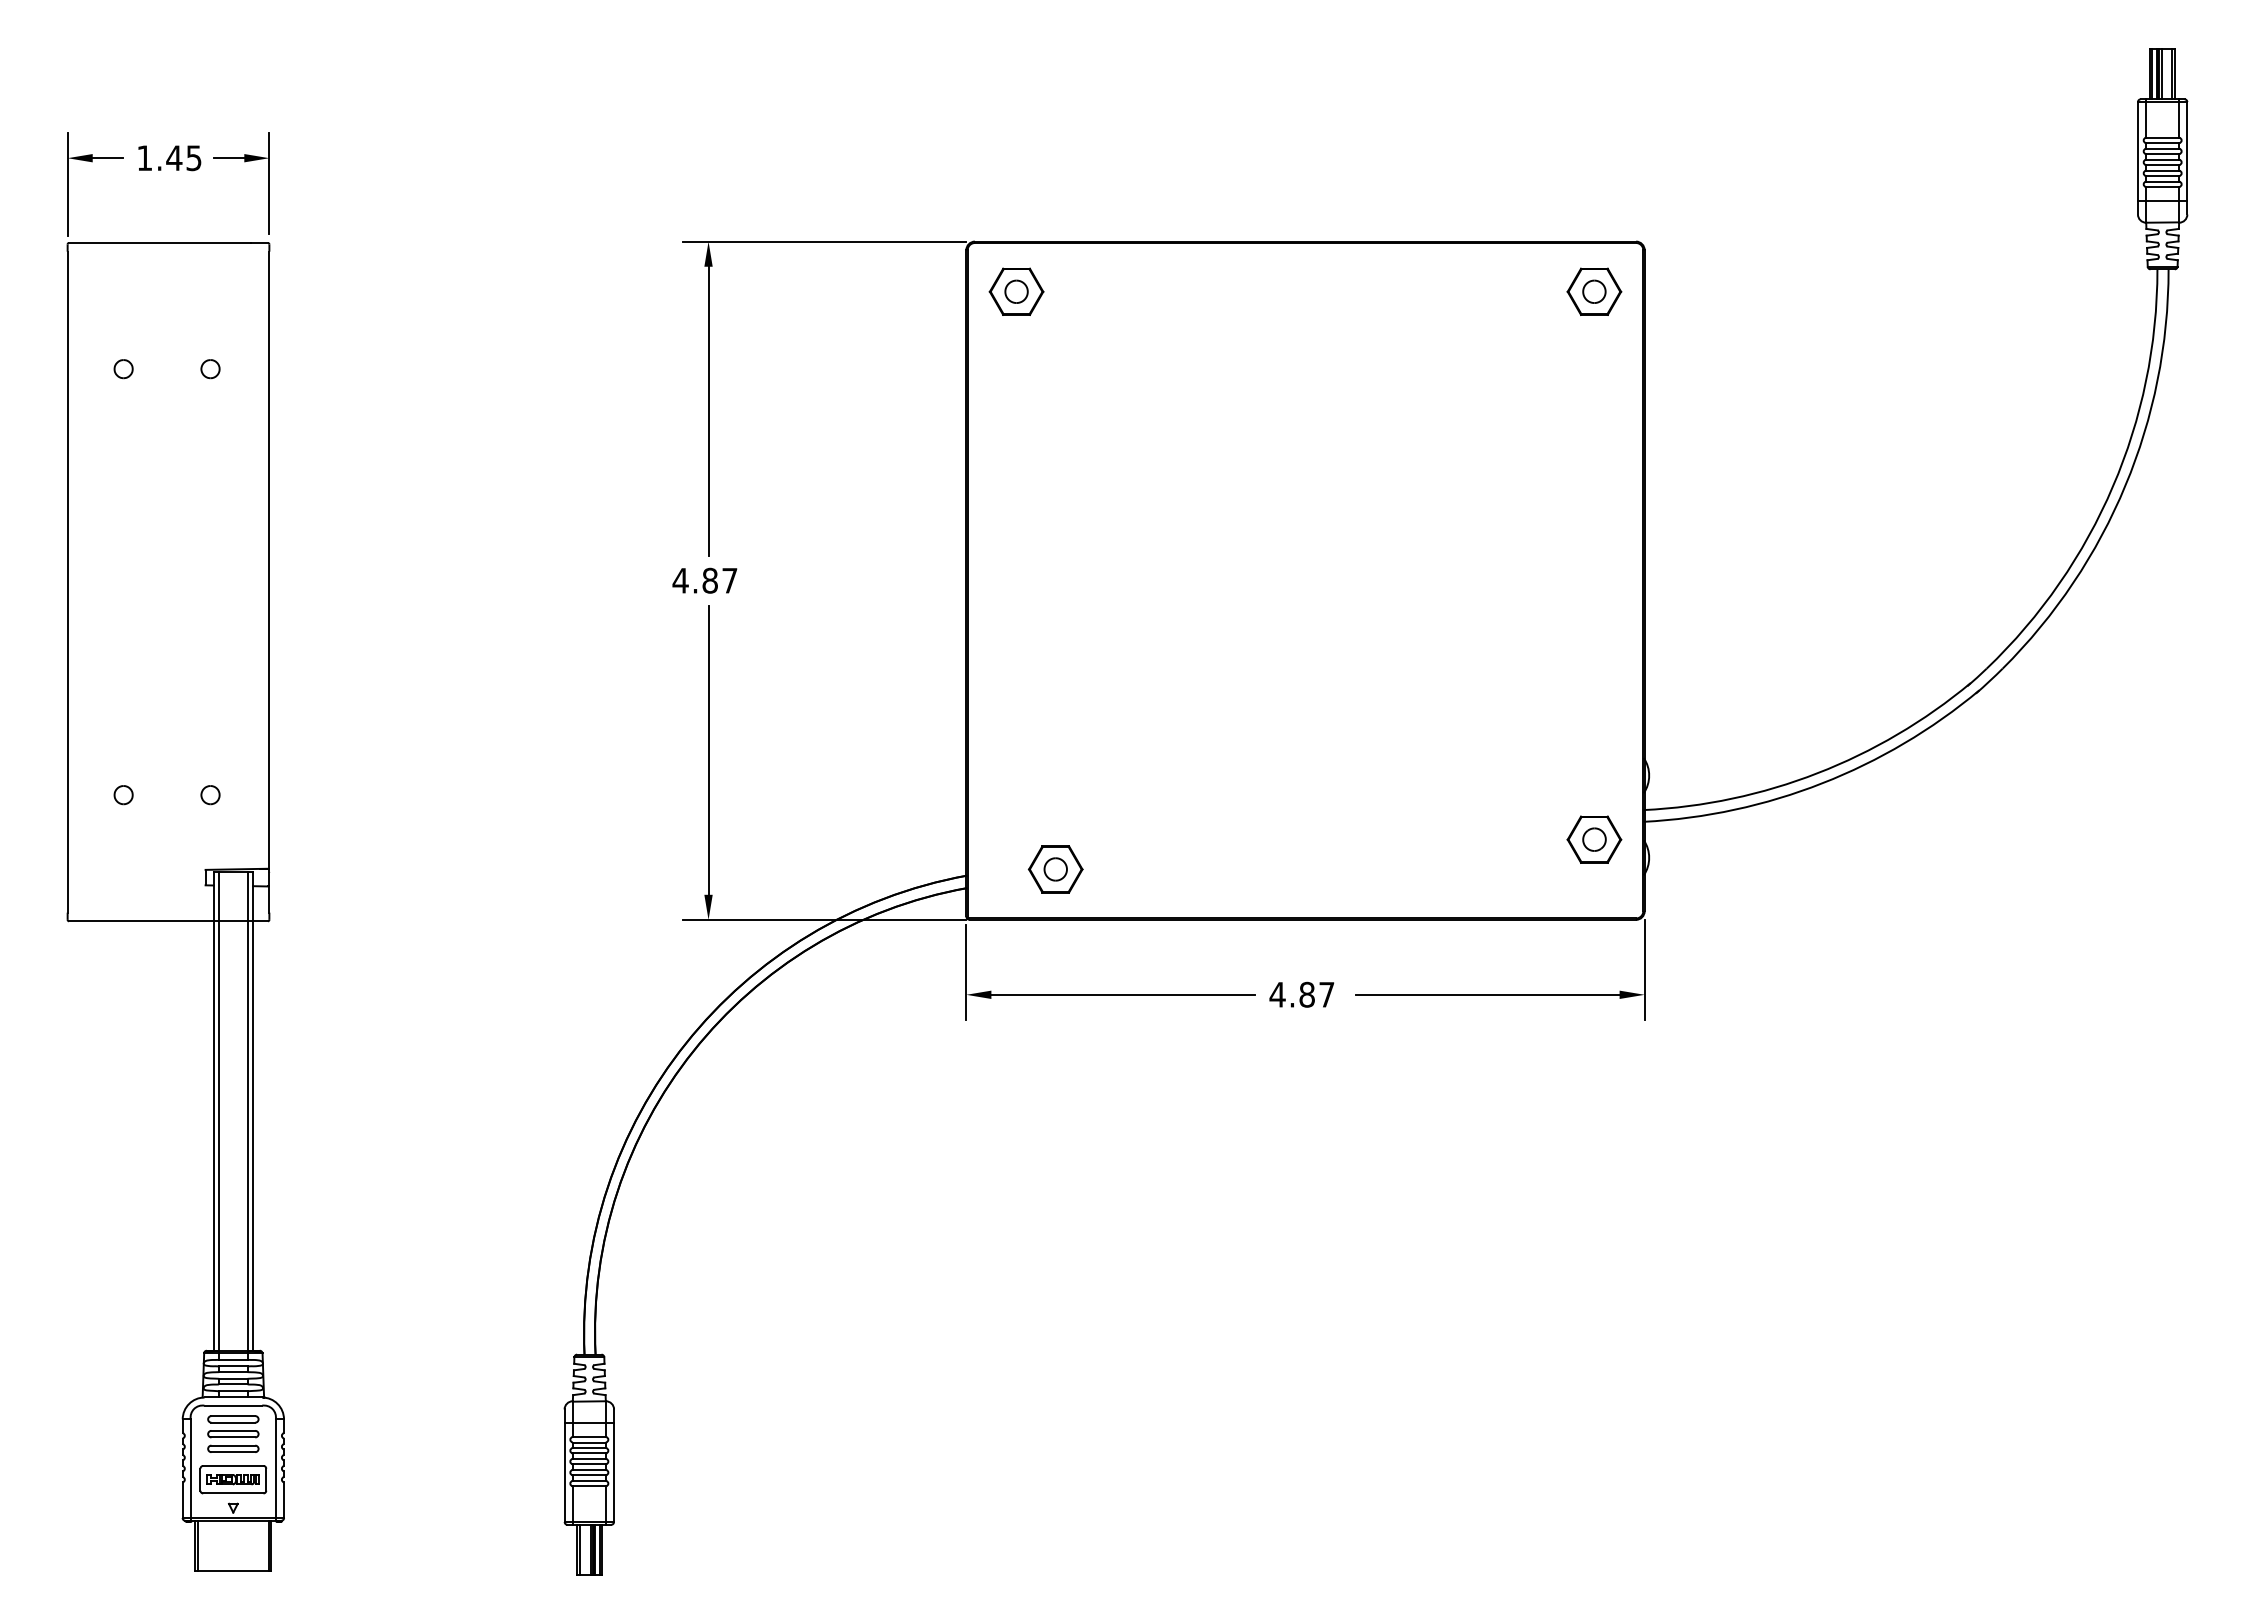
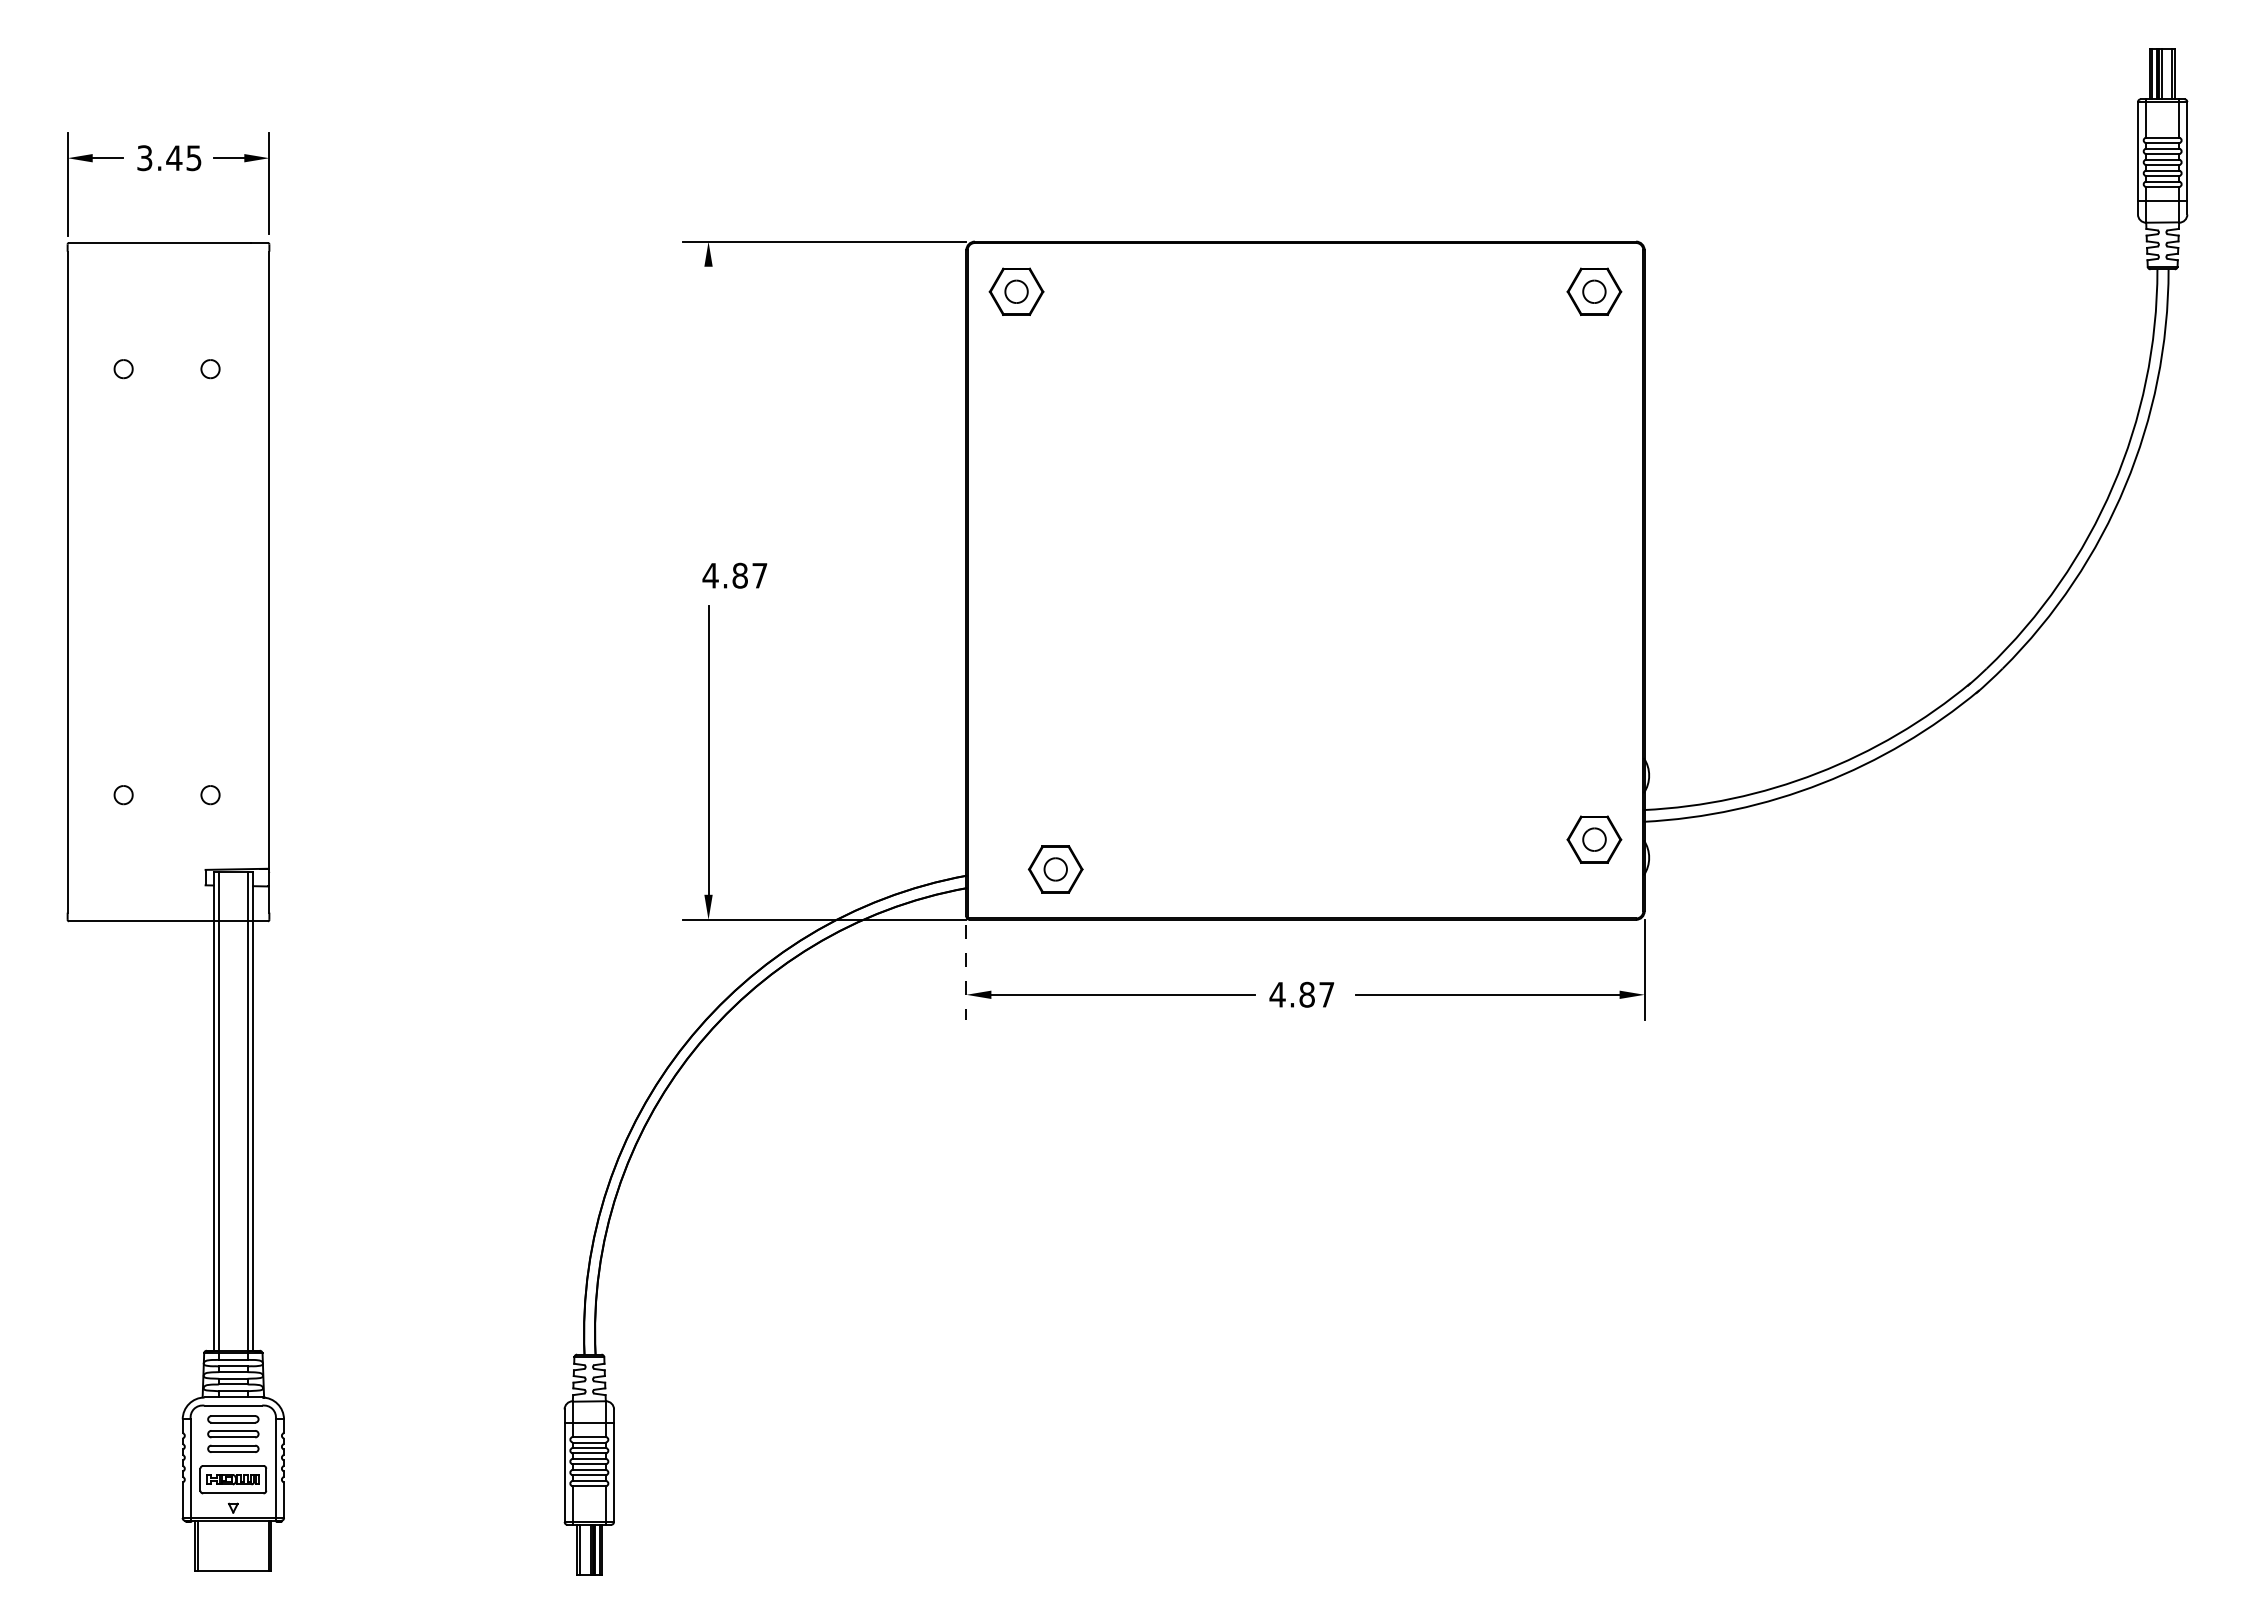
text: 1.45 -> 3.45 (144, 158)
line: present -> none (708, 410)
text position: (704, 580) -> (734, 575) (734, 575)
line: solid -> dashed (966, 972)
